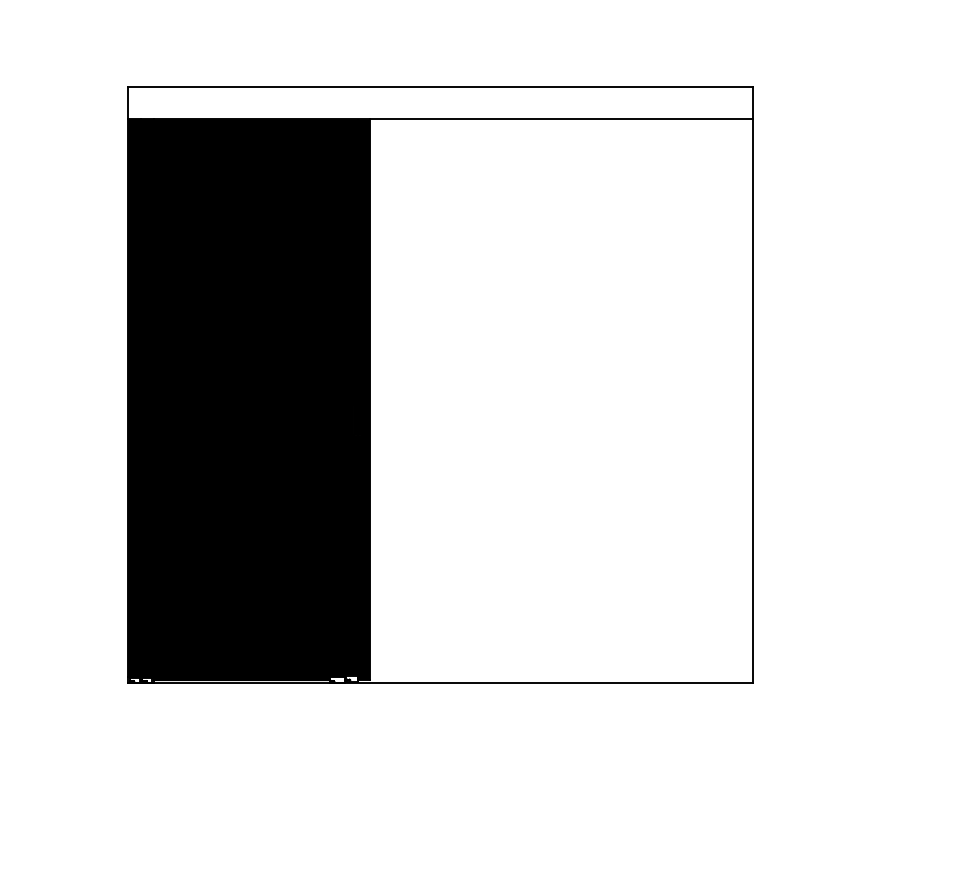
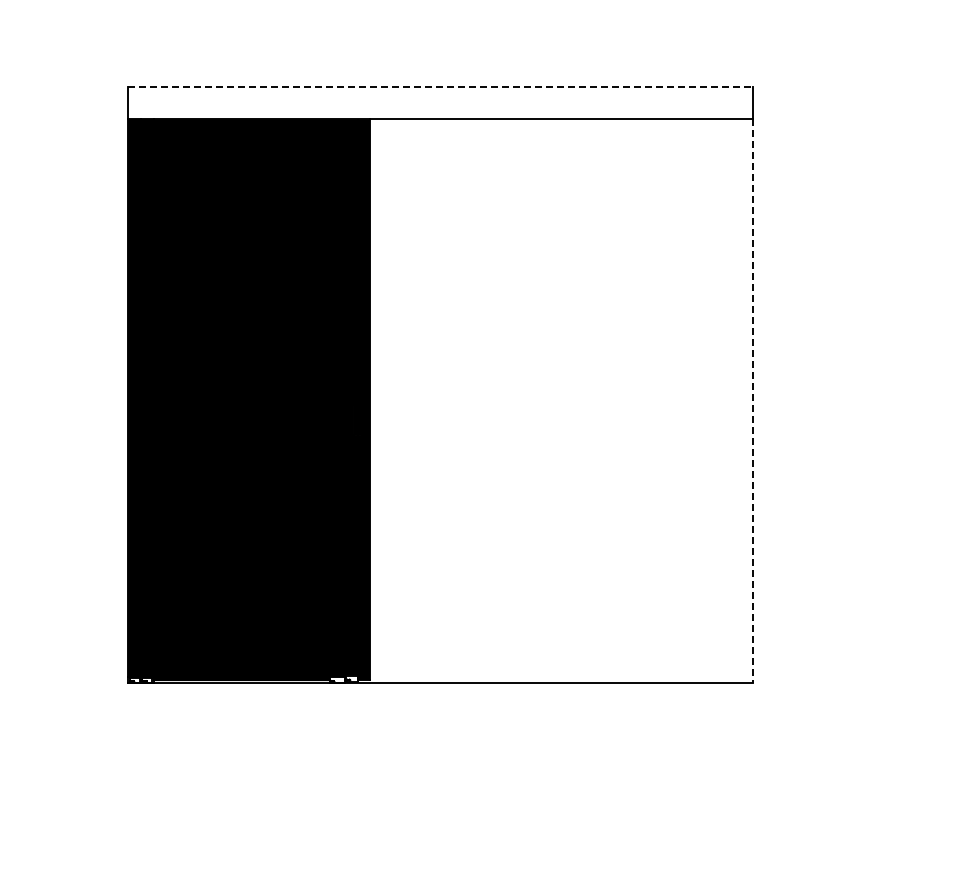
line: solid -> dashed (441, 86)
line: solid -> dashed (752, 401)
